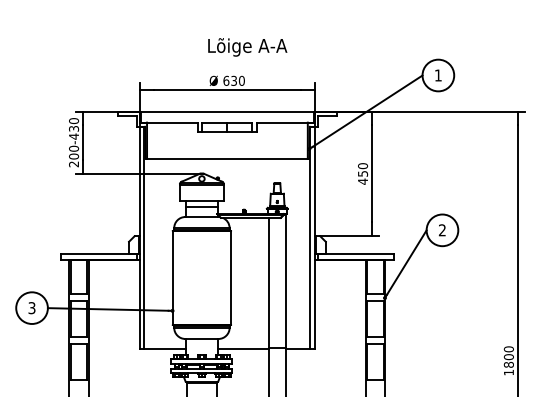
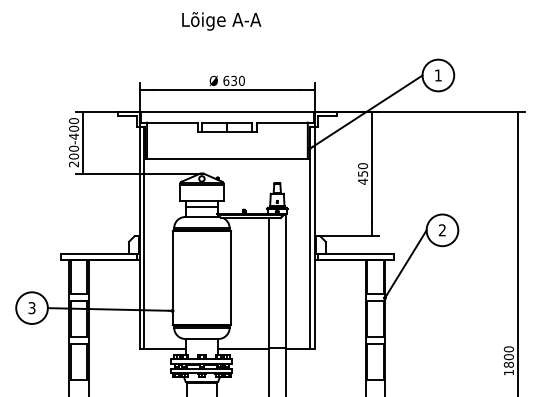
text position: (247, 47) -> (221, 21) (221, 21)
text: 200-430 -> 200-400 (73, 128)
